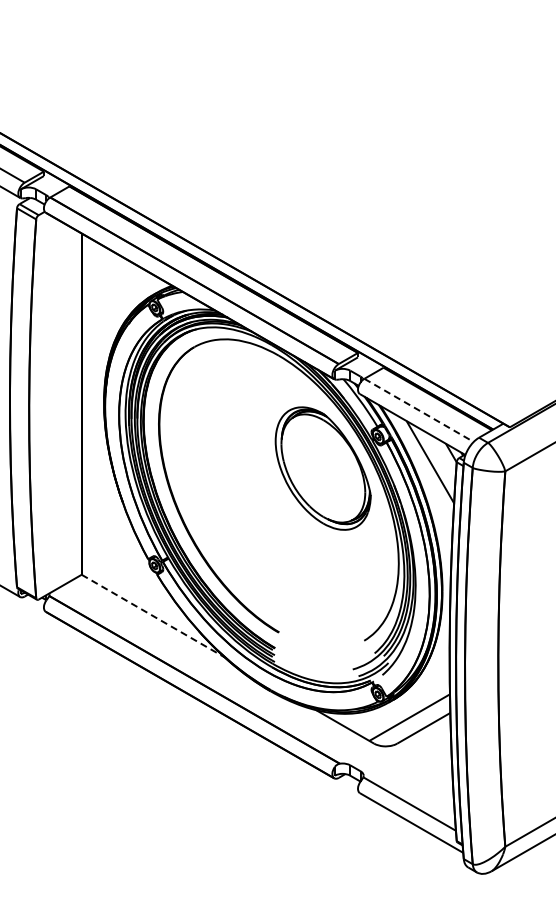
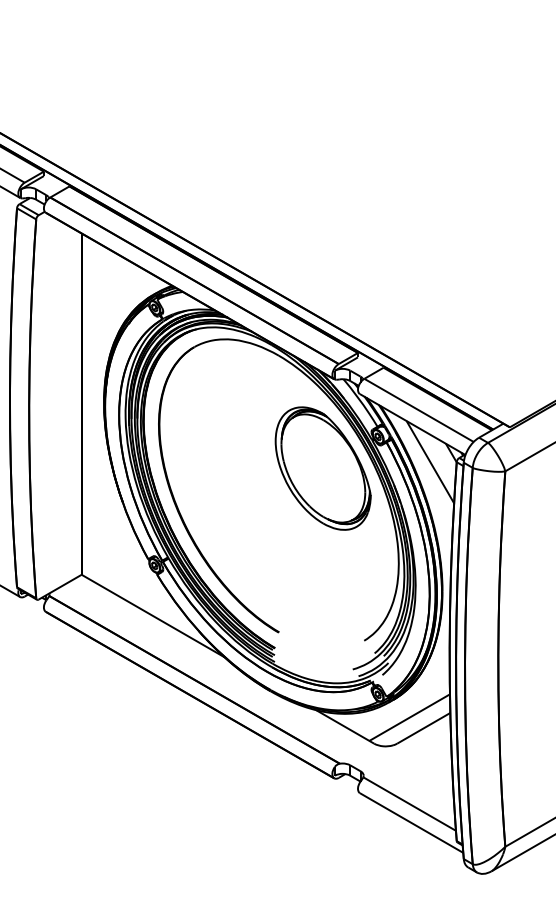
line: dashed -> solid (419, 410)
line: dashed -> solid (153, 616)
